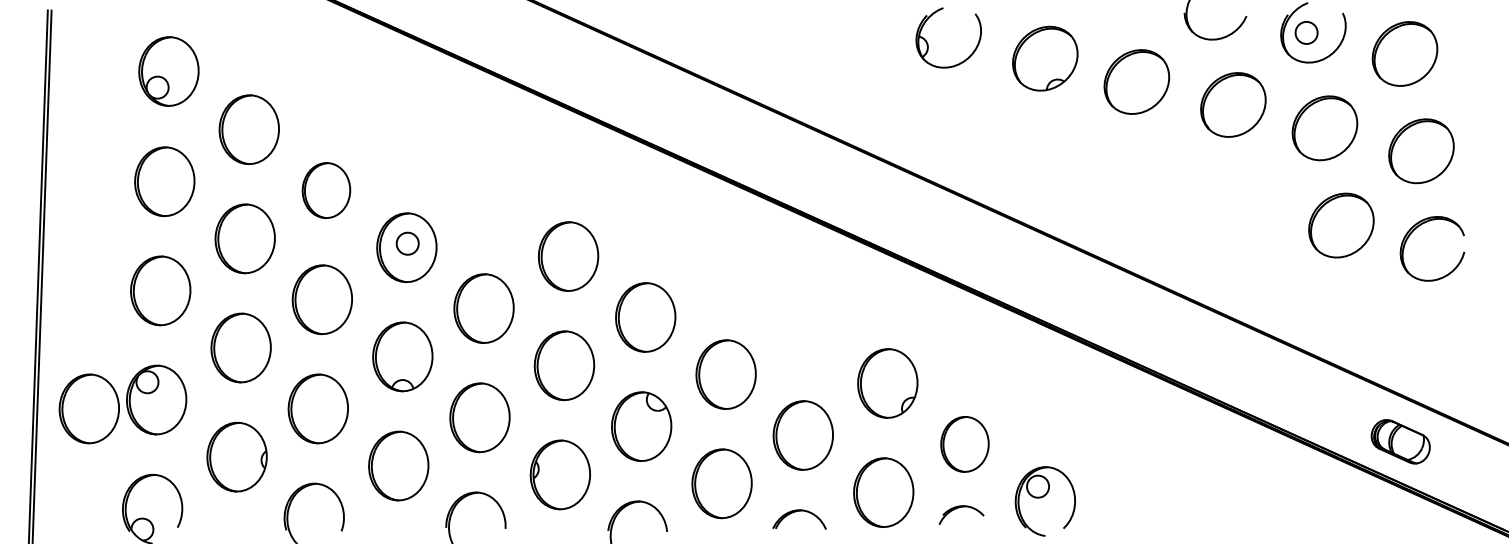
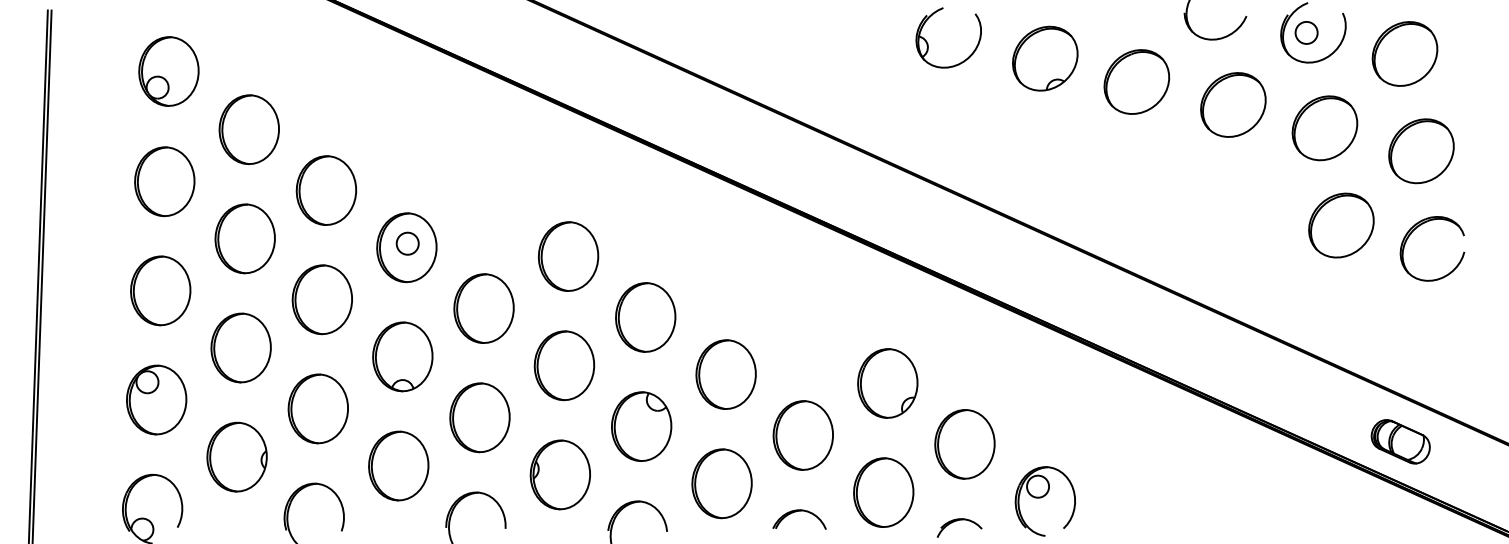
part size: 51x57 px -> 63x71 px (326, 190)
part: present -> none (88, 408)
part size: 50x57 px -> 62x71 px (964, 444)
part position: (959, 508) -> (957, 521) (957, 521)
